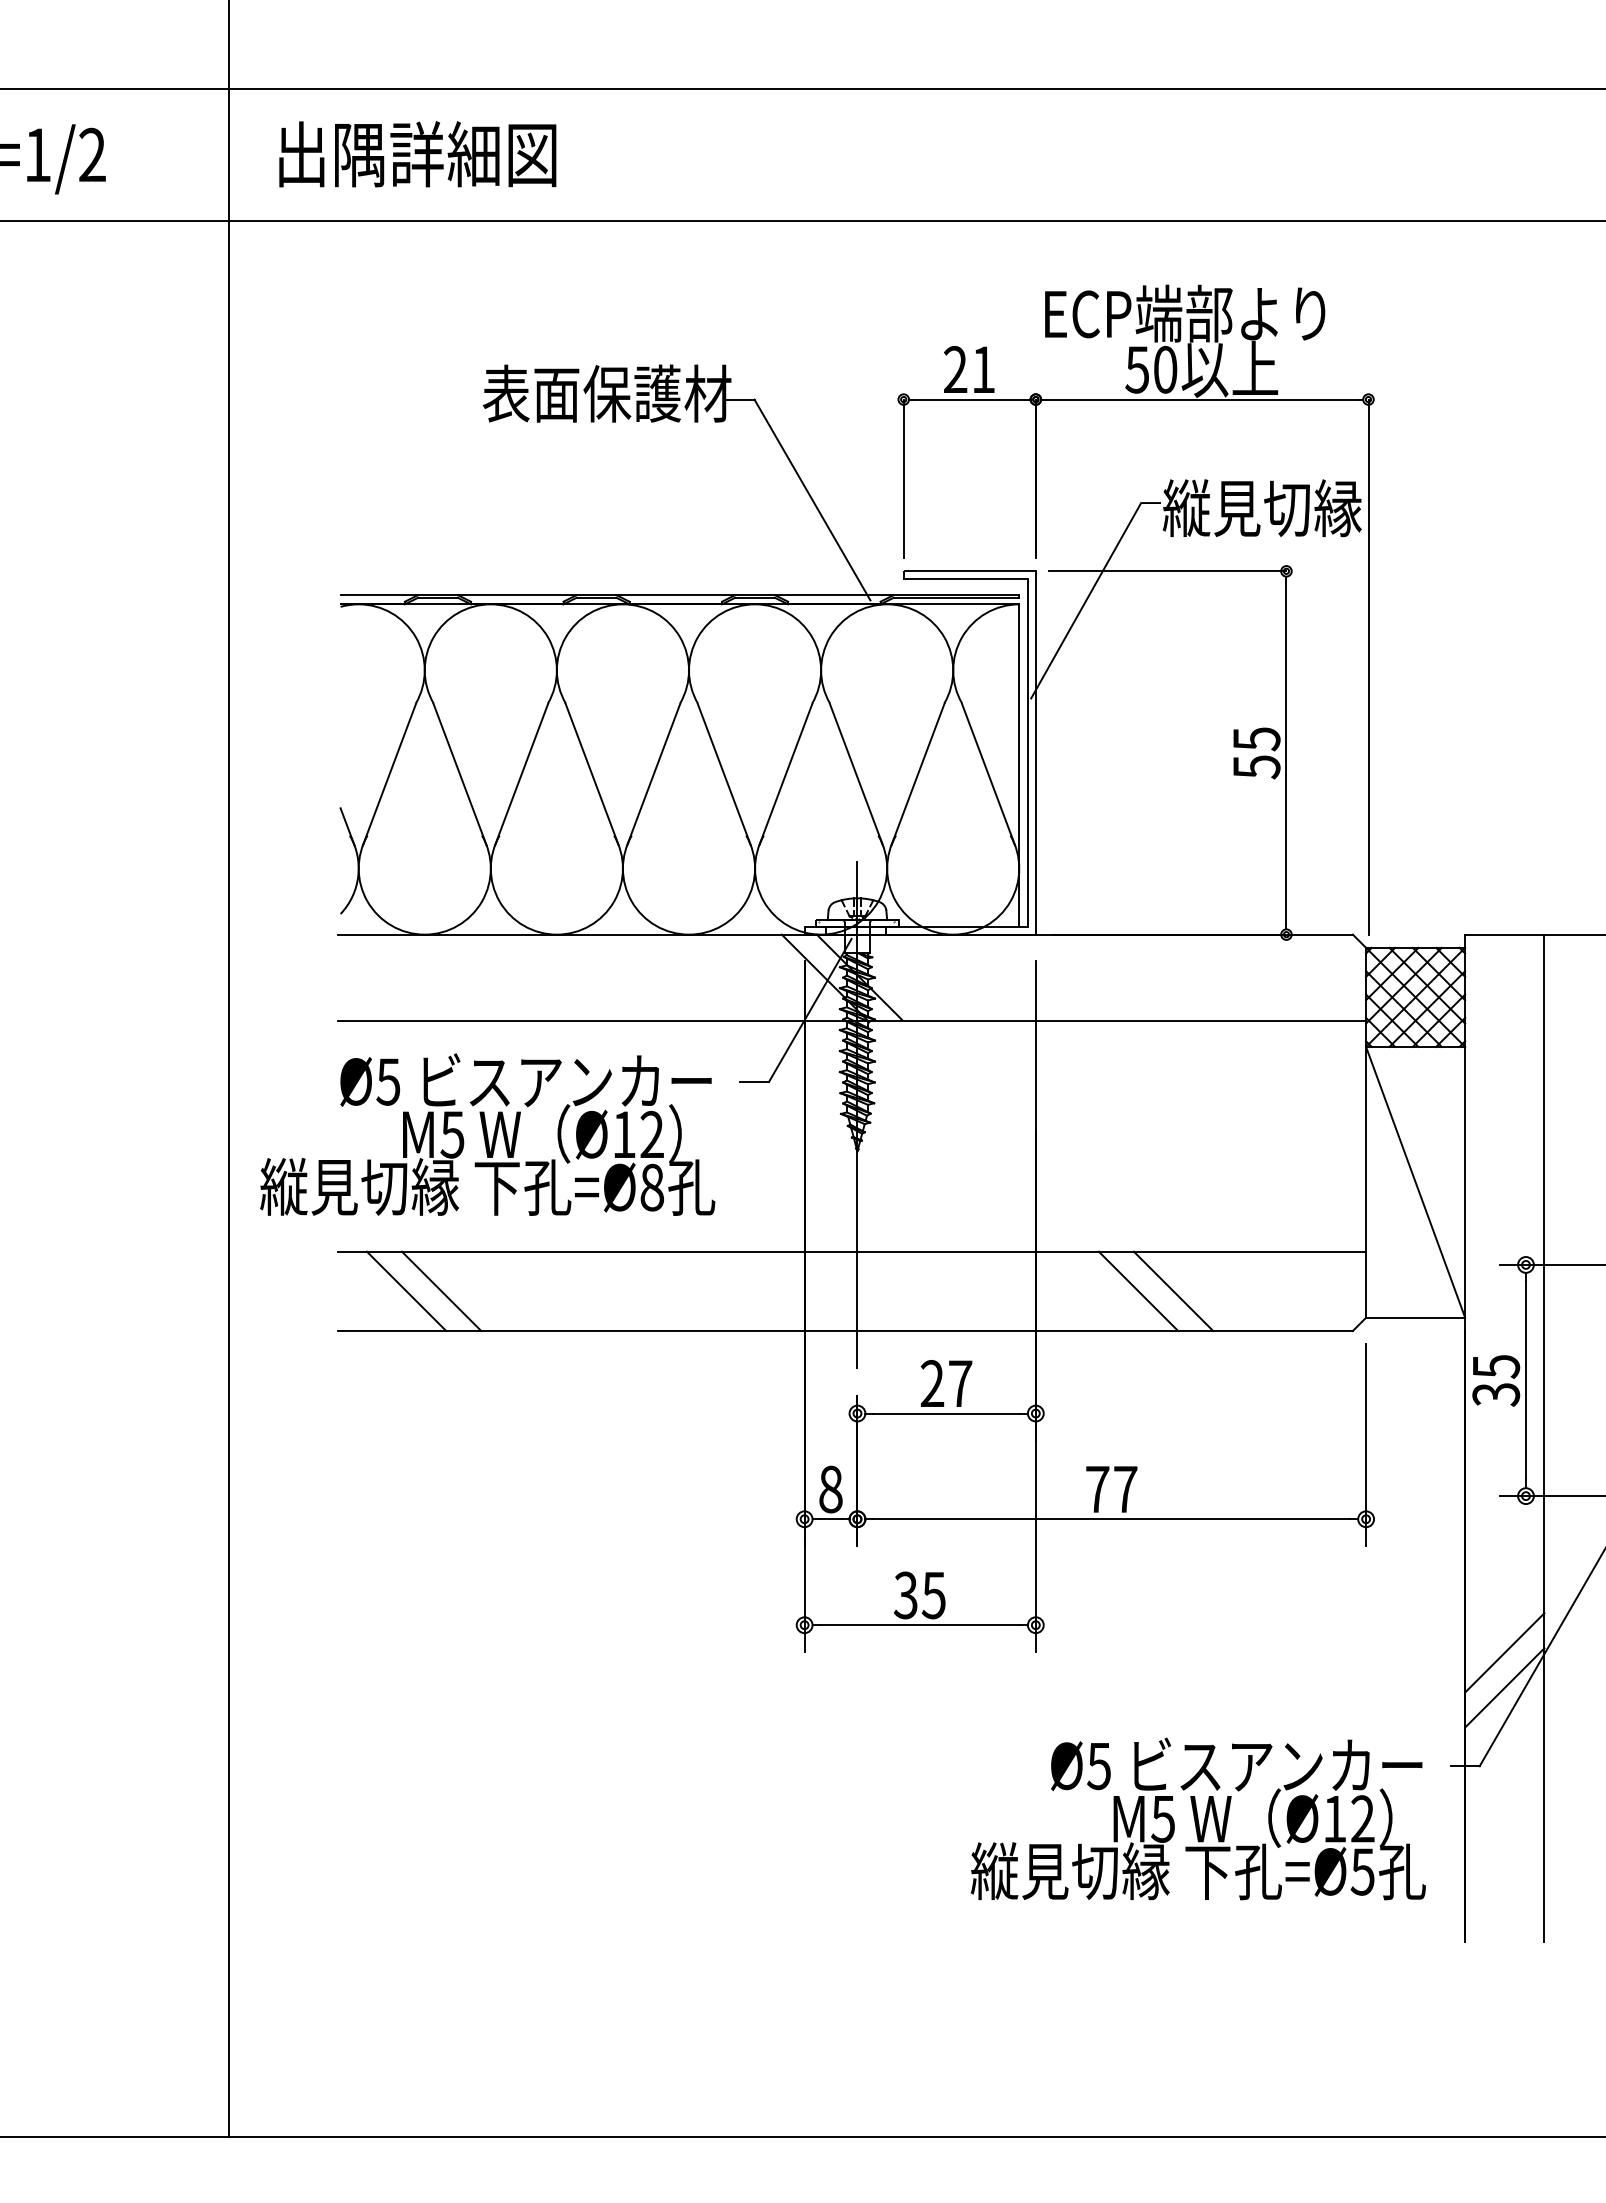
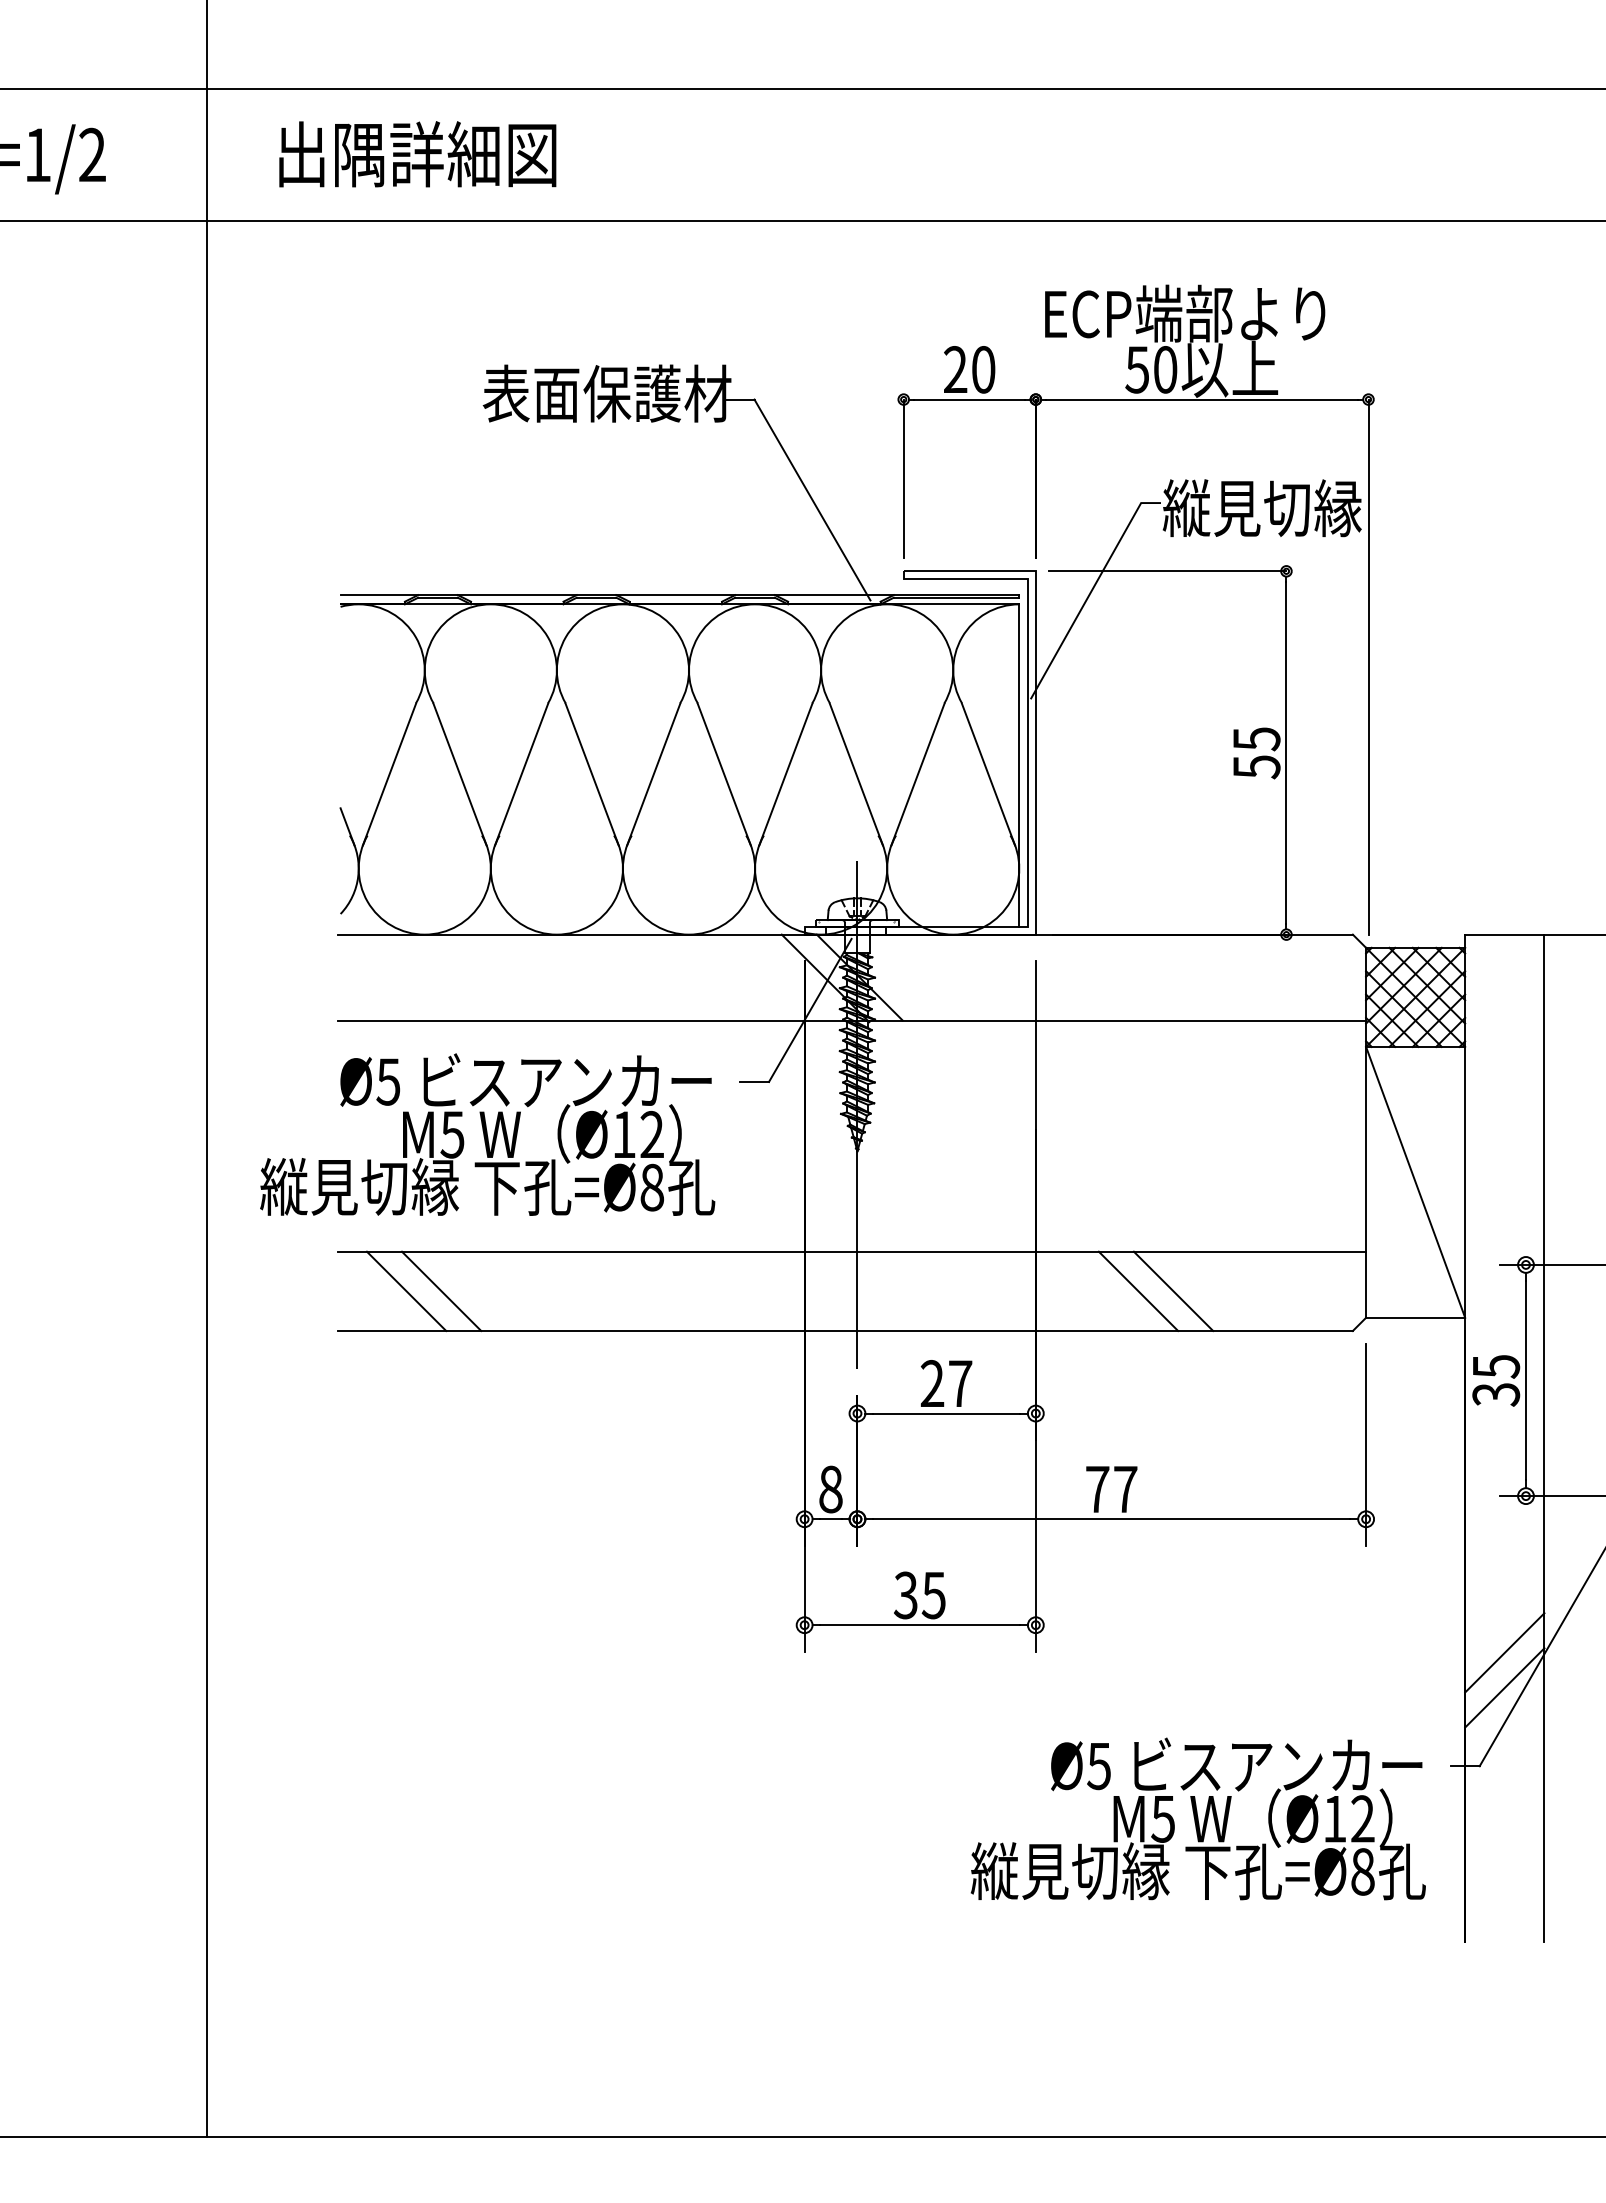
text: 21 -> 20 (983, 369)
line position: (228, 1069) -> (206, 1069) (206, 1069)
text: =Ø5 -> =Ø8 (1362, 1871)
